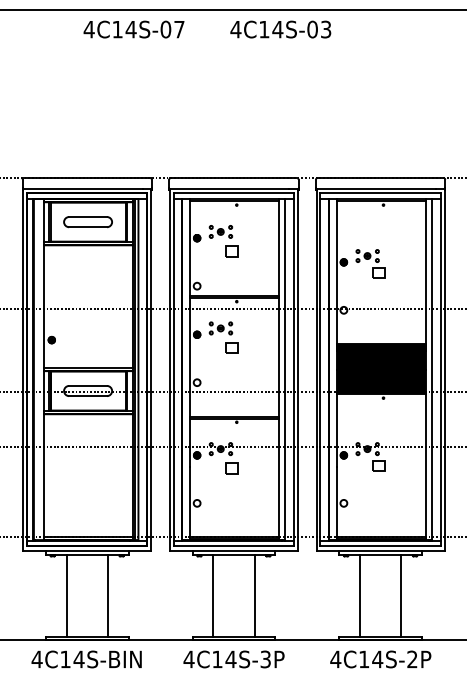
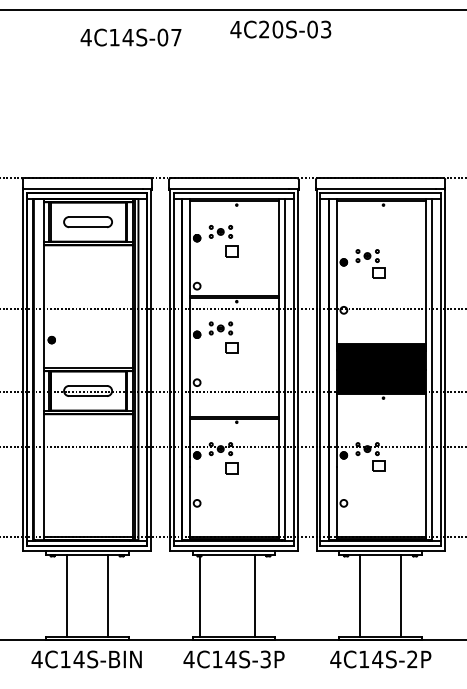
text position: (133, 29) -> (130, 37) (130, 37)
text: 4C14S-03 -> 4C20S-03 (271, 29)
line position: (213, 595) -> (200, 595) (200, 595)
